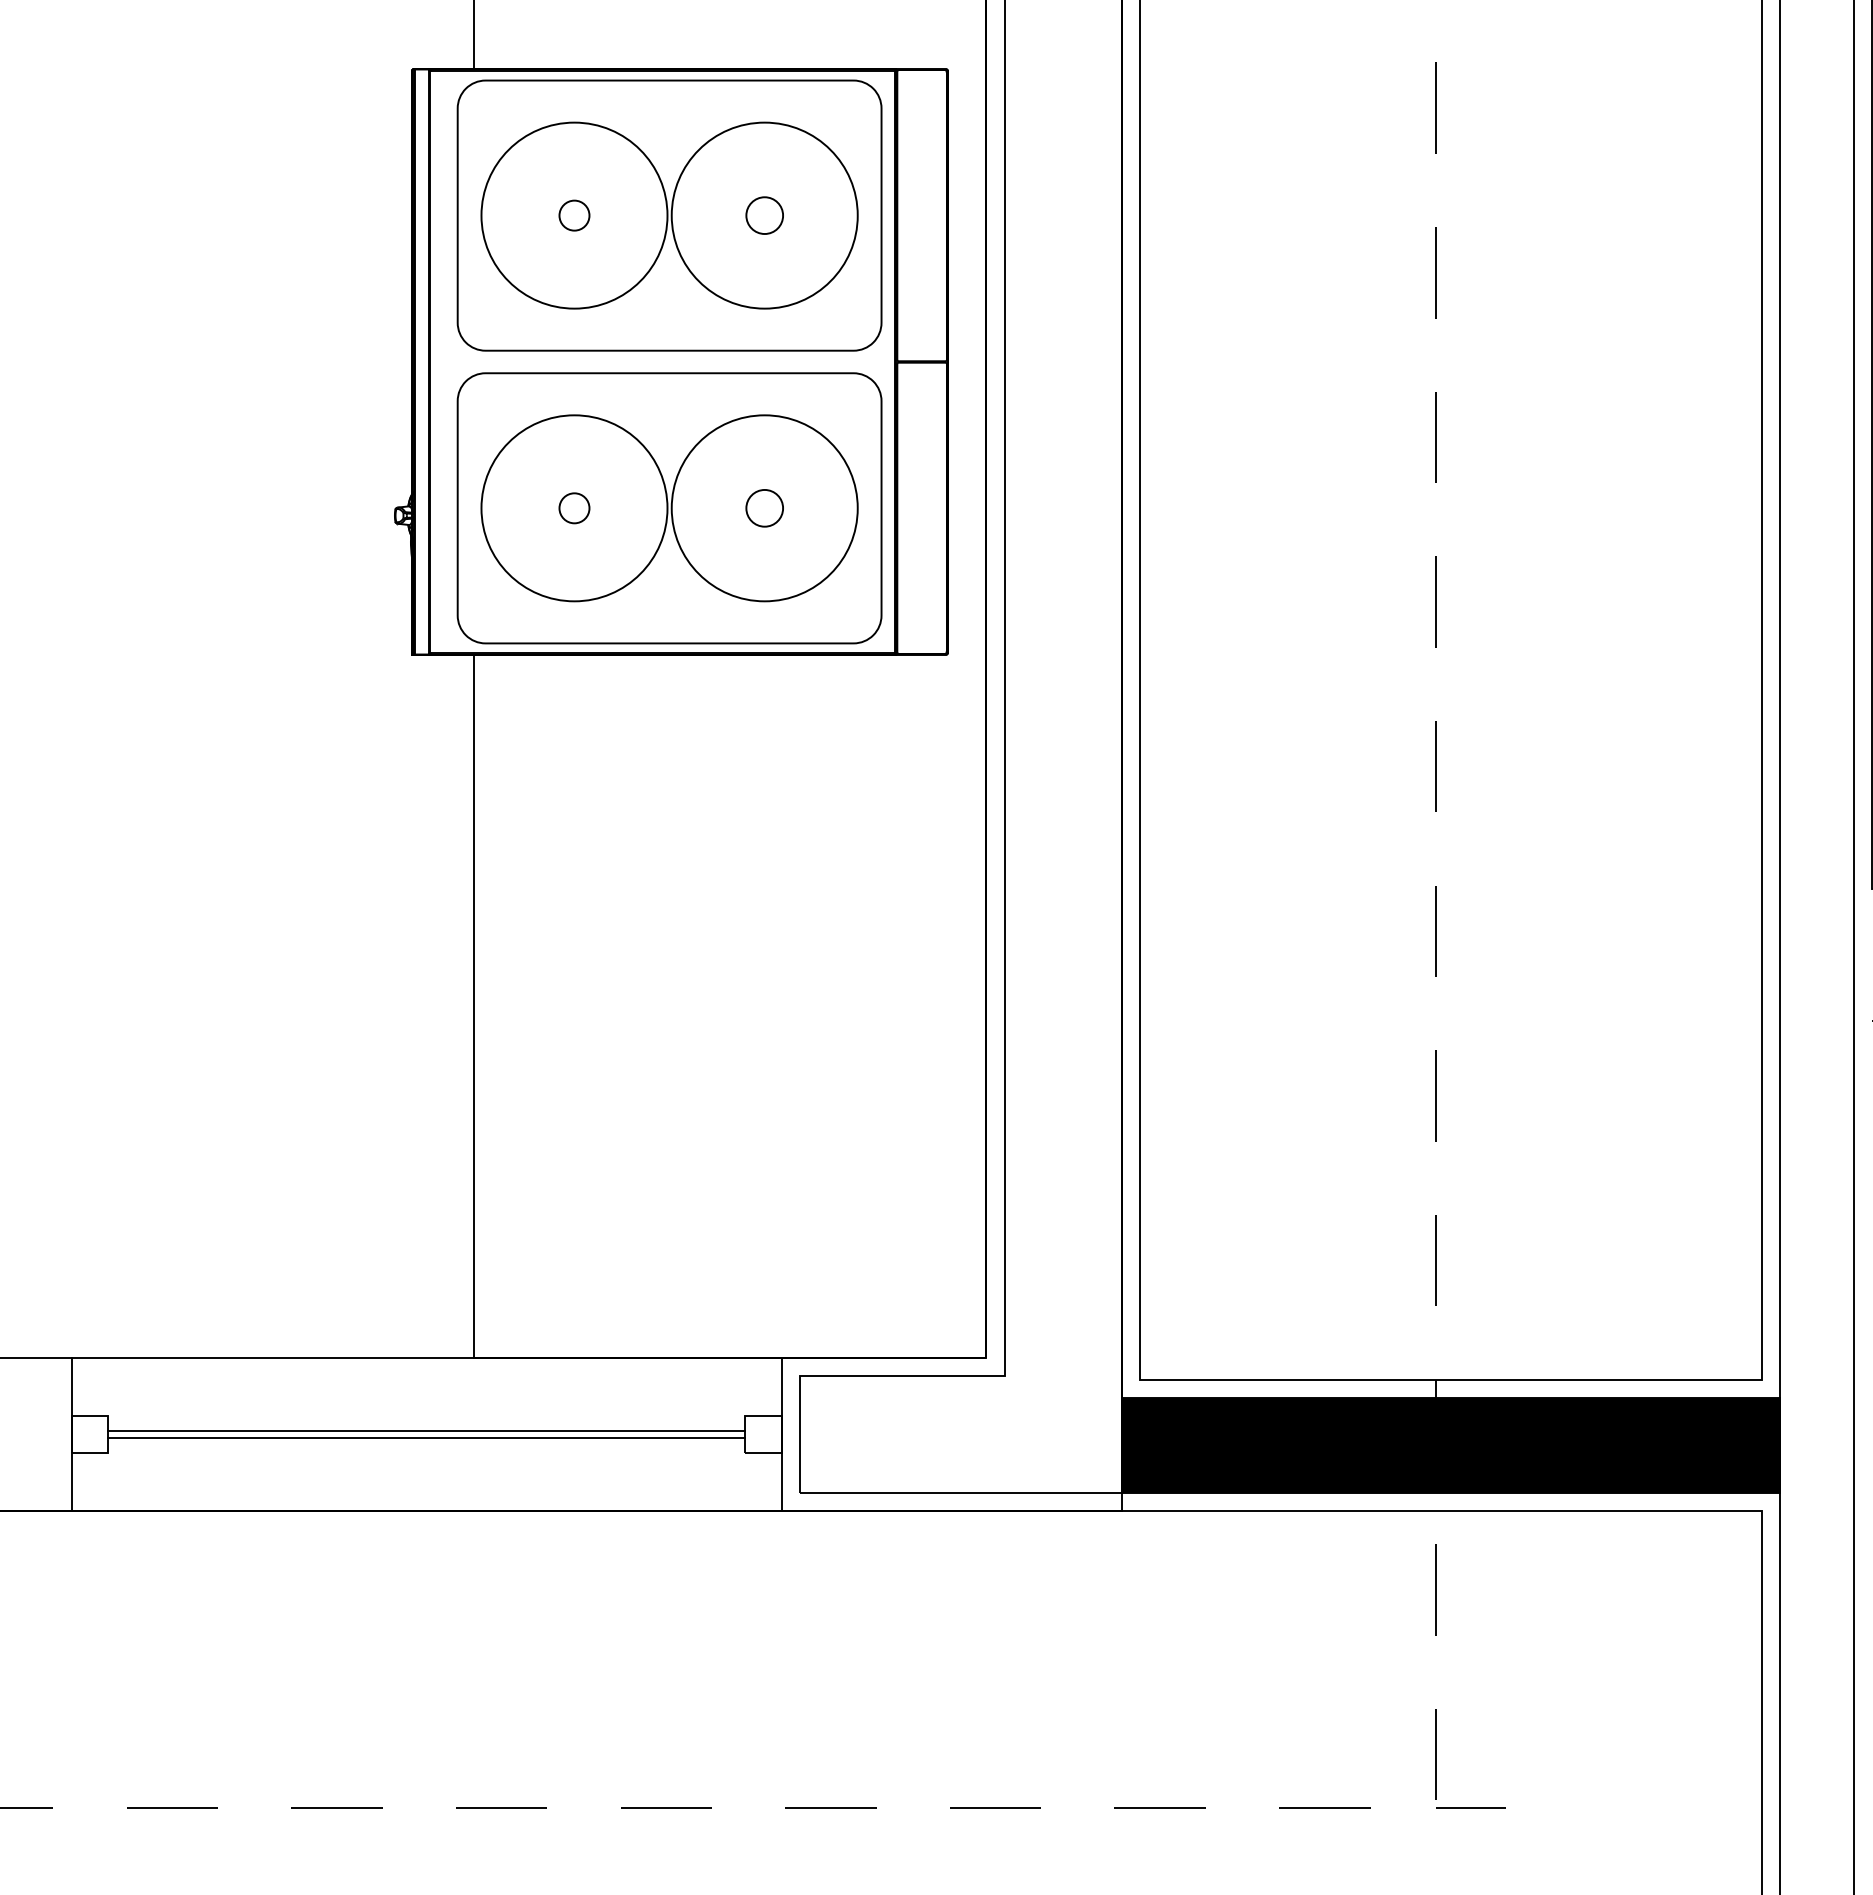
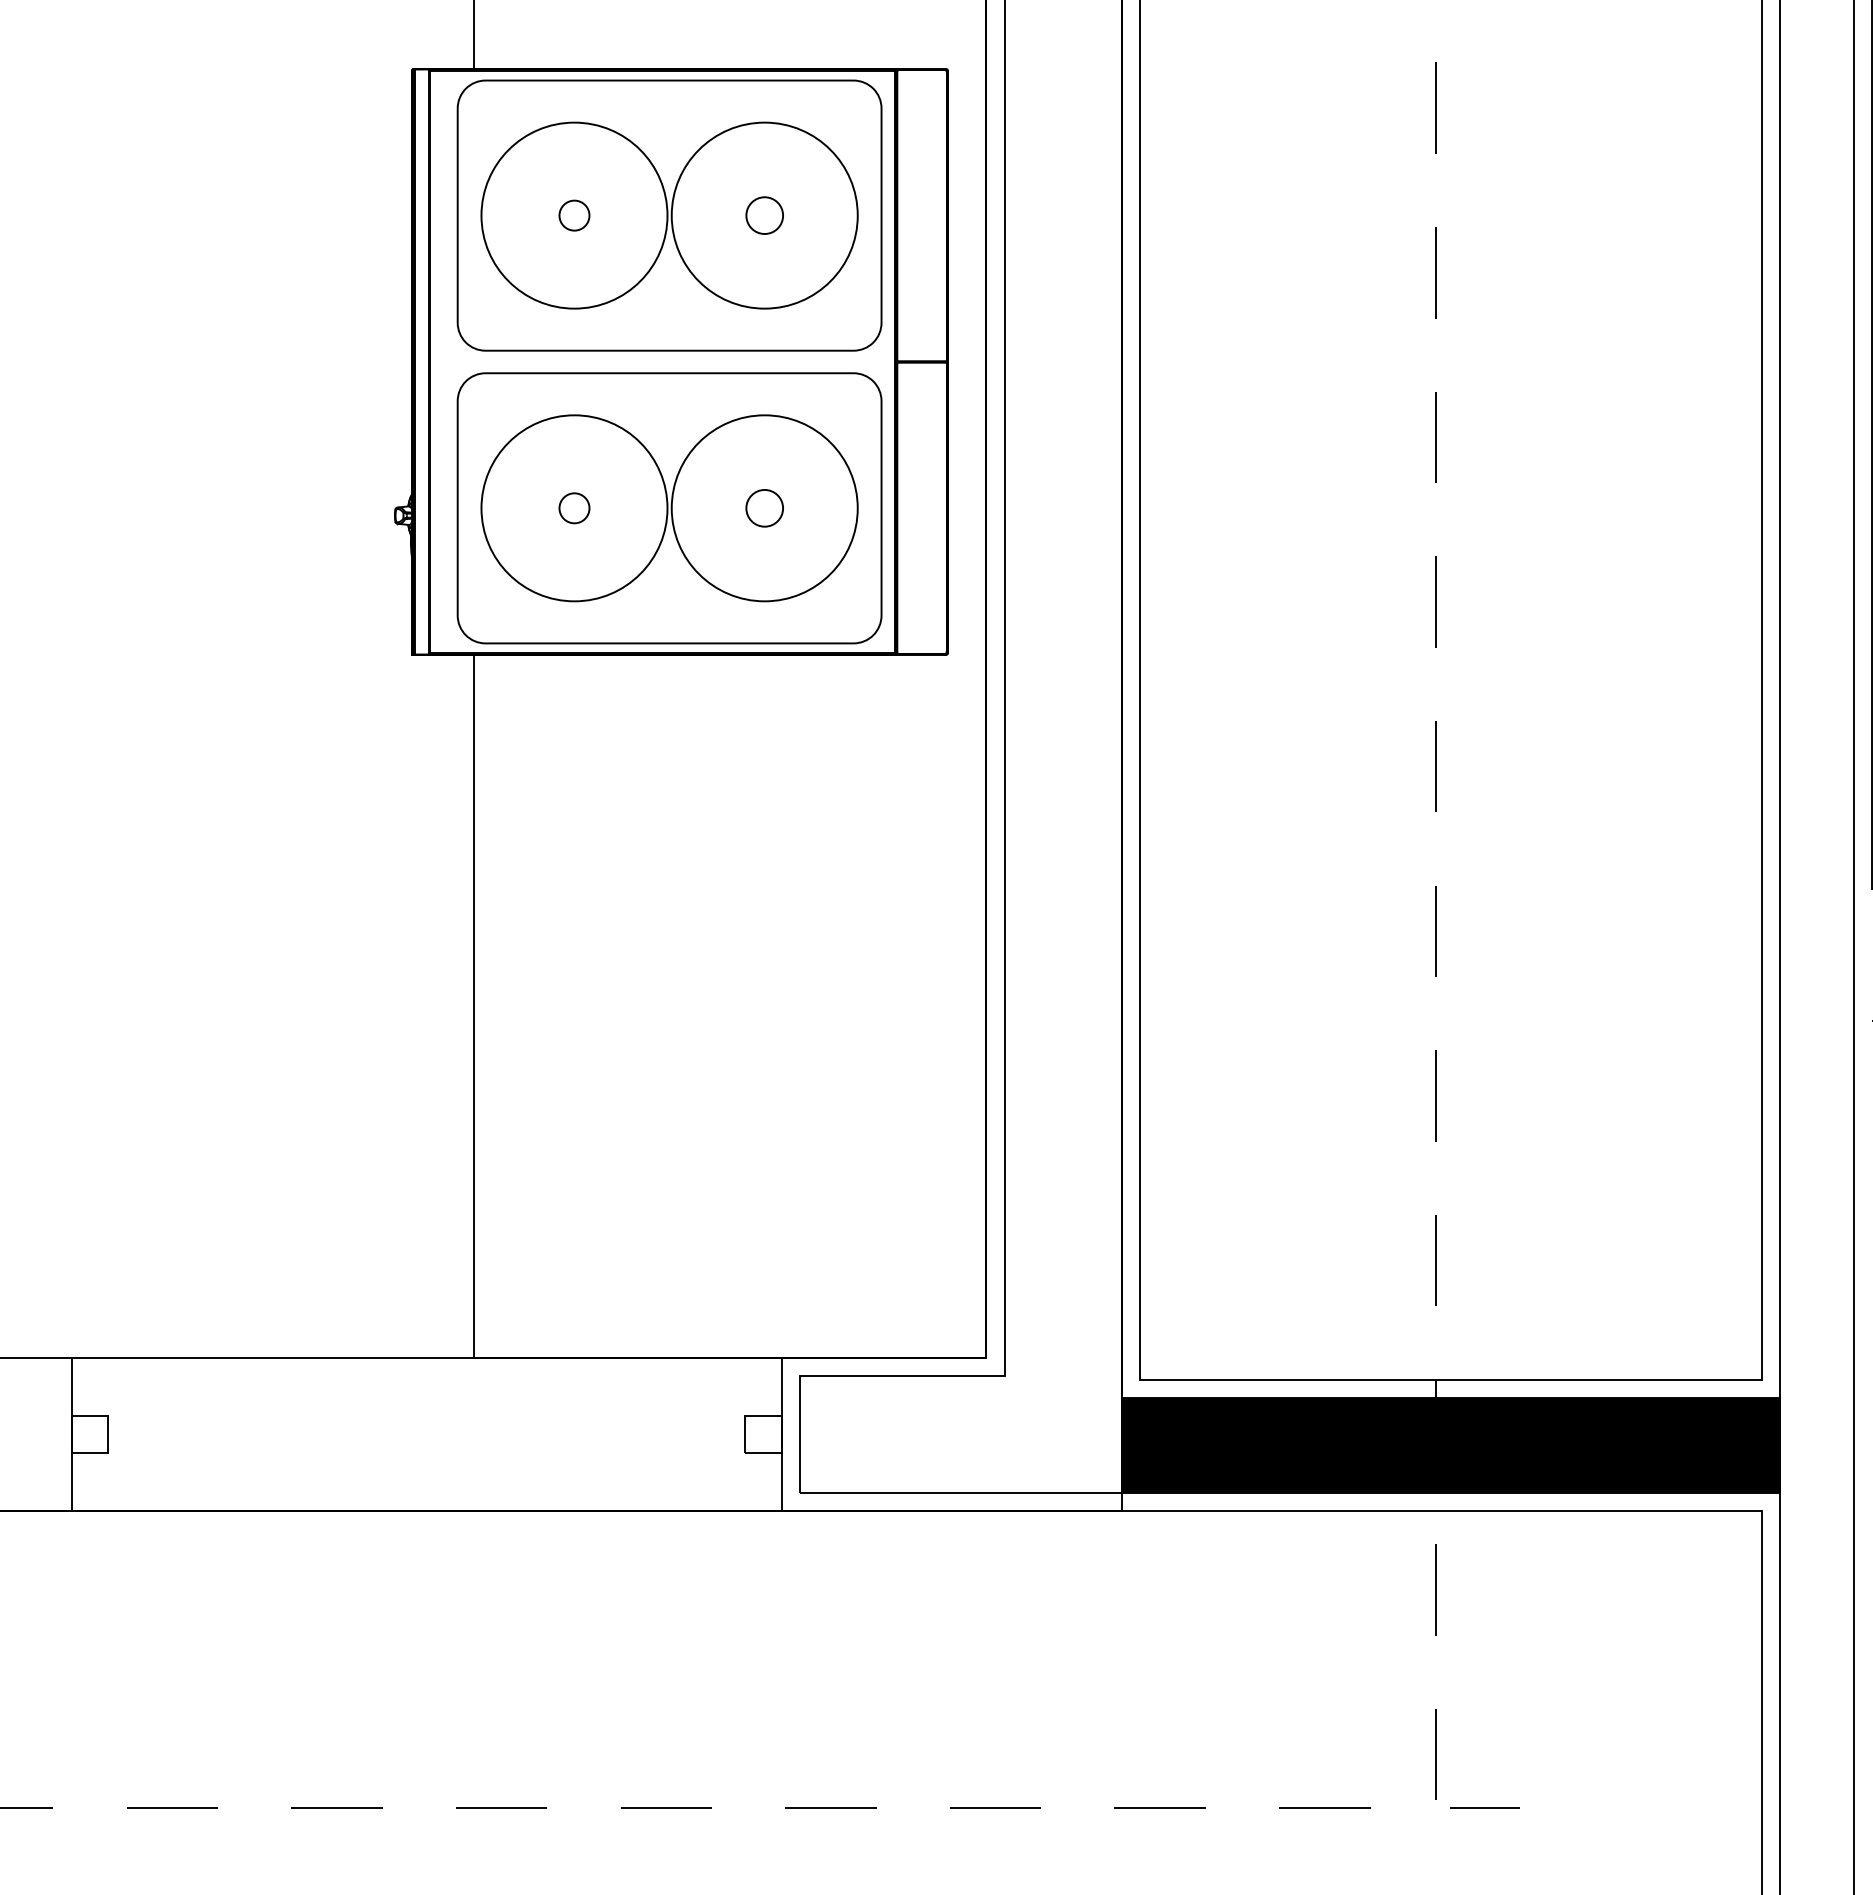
line: present -> none (426, 1430)
line: present -> none (426, 1438)
line position: (1470, 1807) -> (1484, 1807) (1484, 1807)
